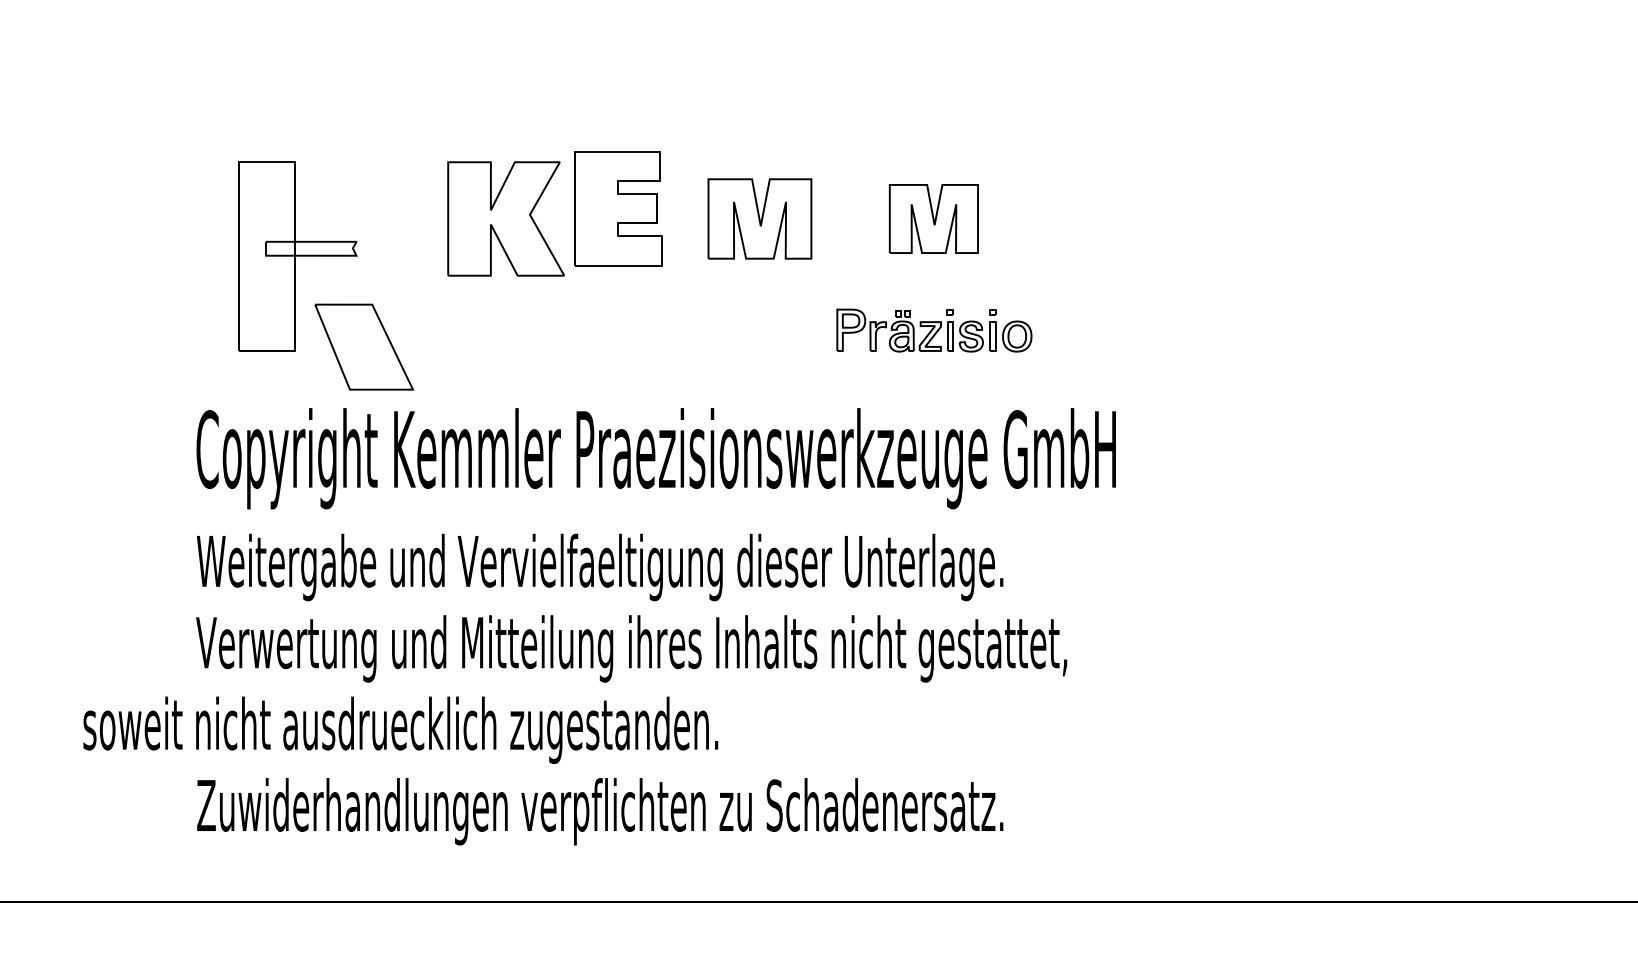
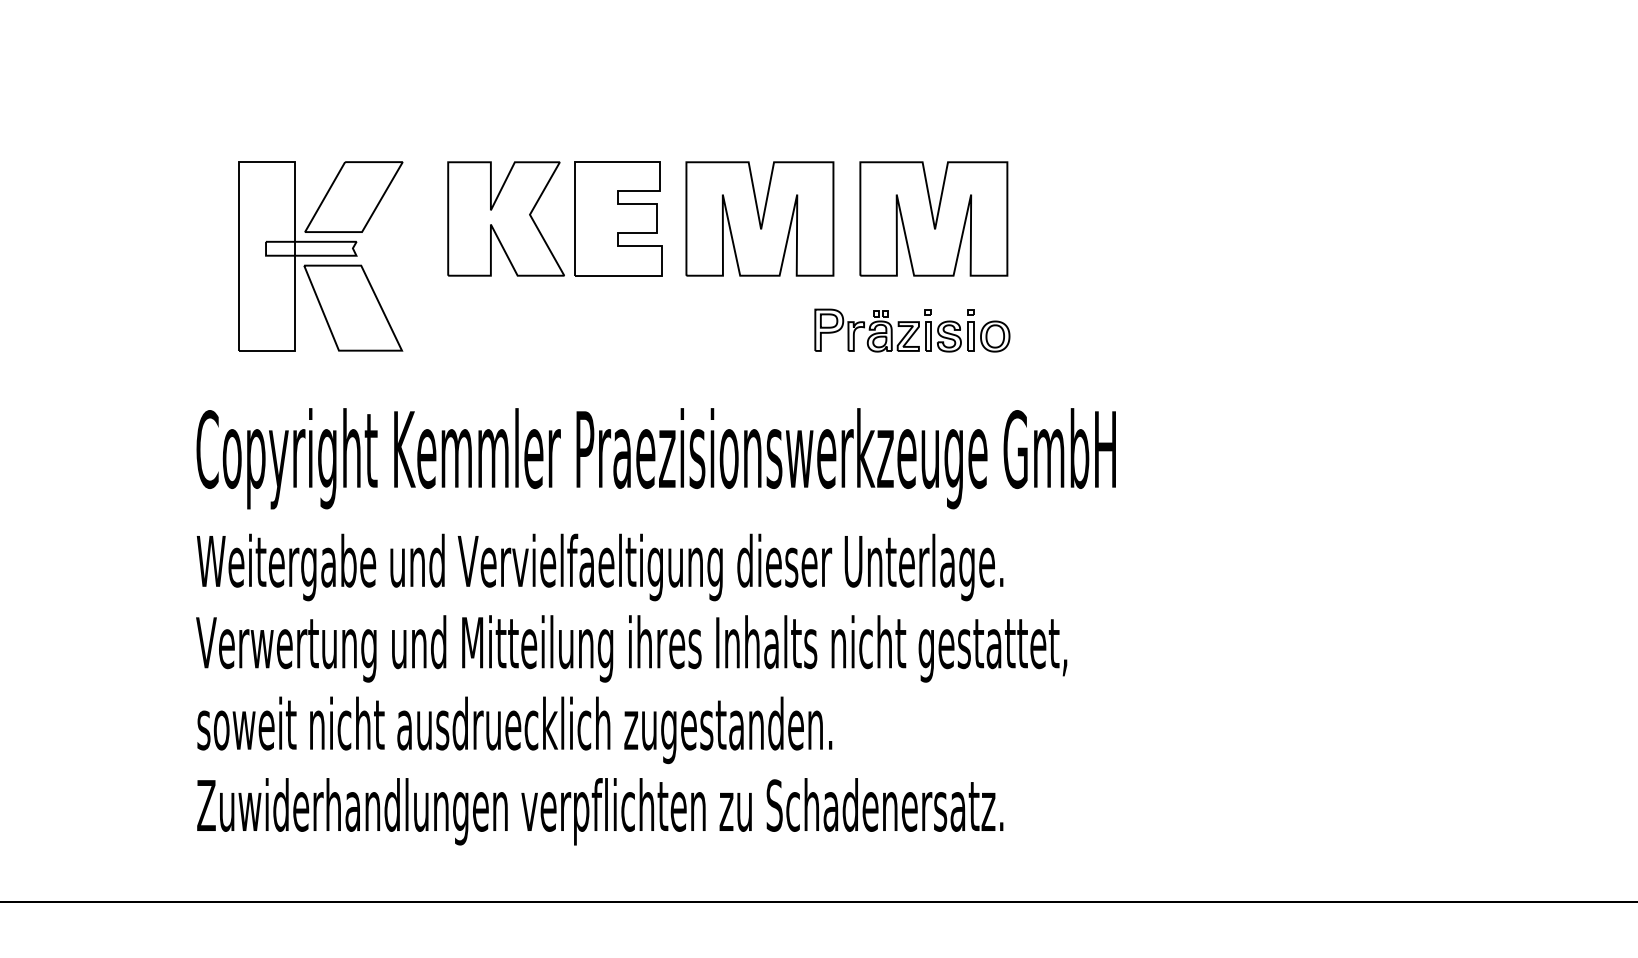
part: none -> present (353, 196)
part position: (618, 208) -> (618, 218) (618, 218)
part size: 106x82 px -> 150x116 px (759, 218)
part size: 91x70 px -> 150x116 px (933, 218)
part position: (934, 330) -> (912, 330) (912, 330)
part position: (364, 346) -> (353, 307) (353, 307)
text position: (400, 730) -> (514, 730) (514, 730)
